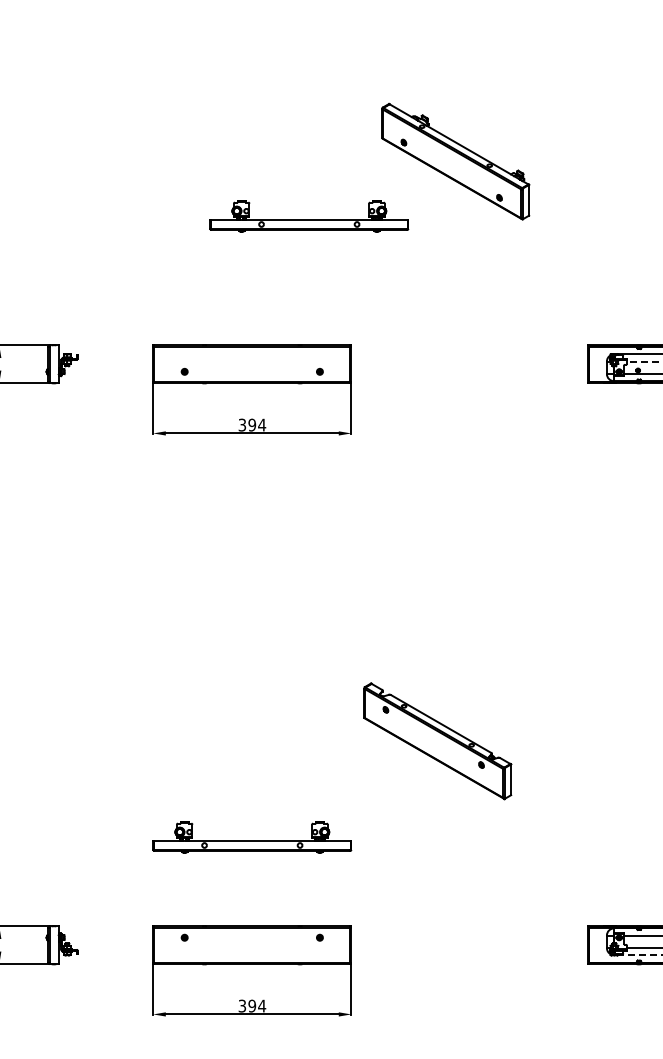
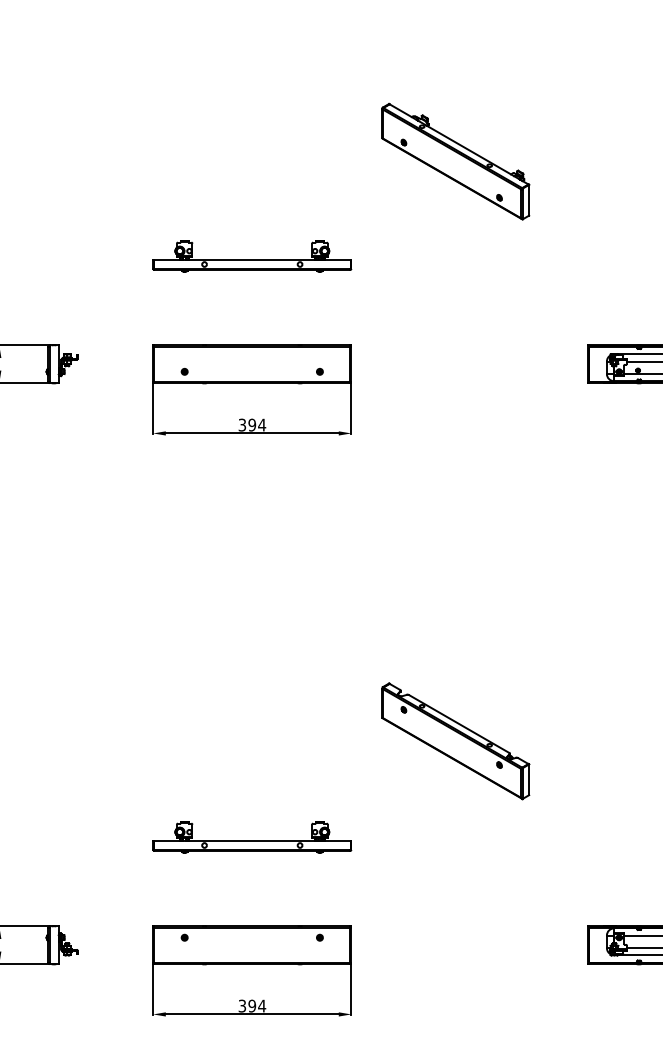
part position: (309, 216) -> (252, 256) (252, 256)
line: dashed -> solid (644, 361)
part position: (437, 741) -> (455, 741) (455, 741)
line: dashed -> solid (640, 955)
